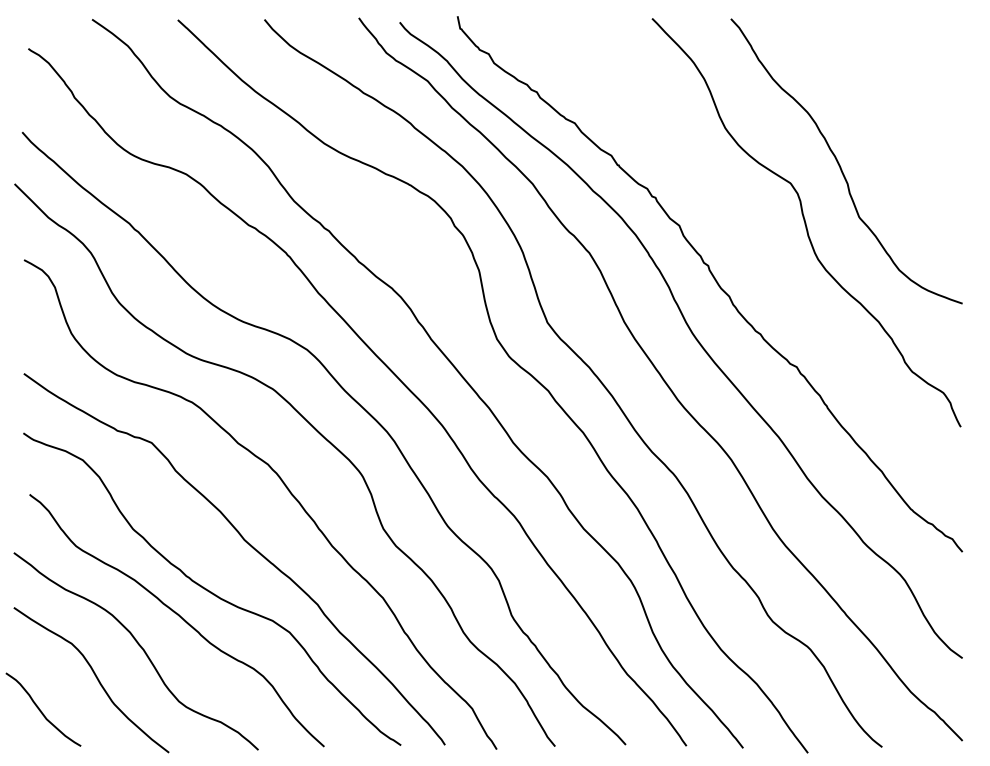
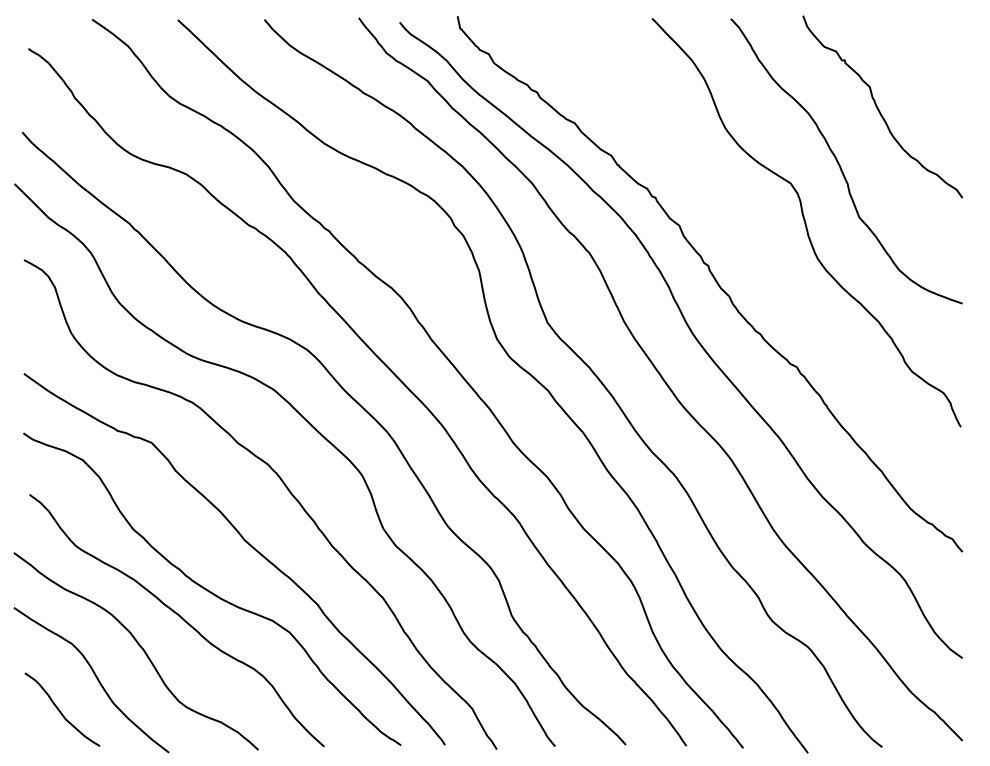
curve: none -> present (878, 107)
curve position: (41, 710) -> (60, 710) (60, 710)
